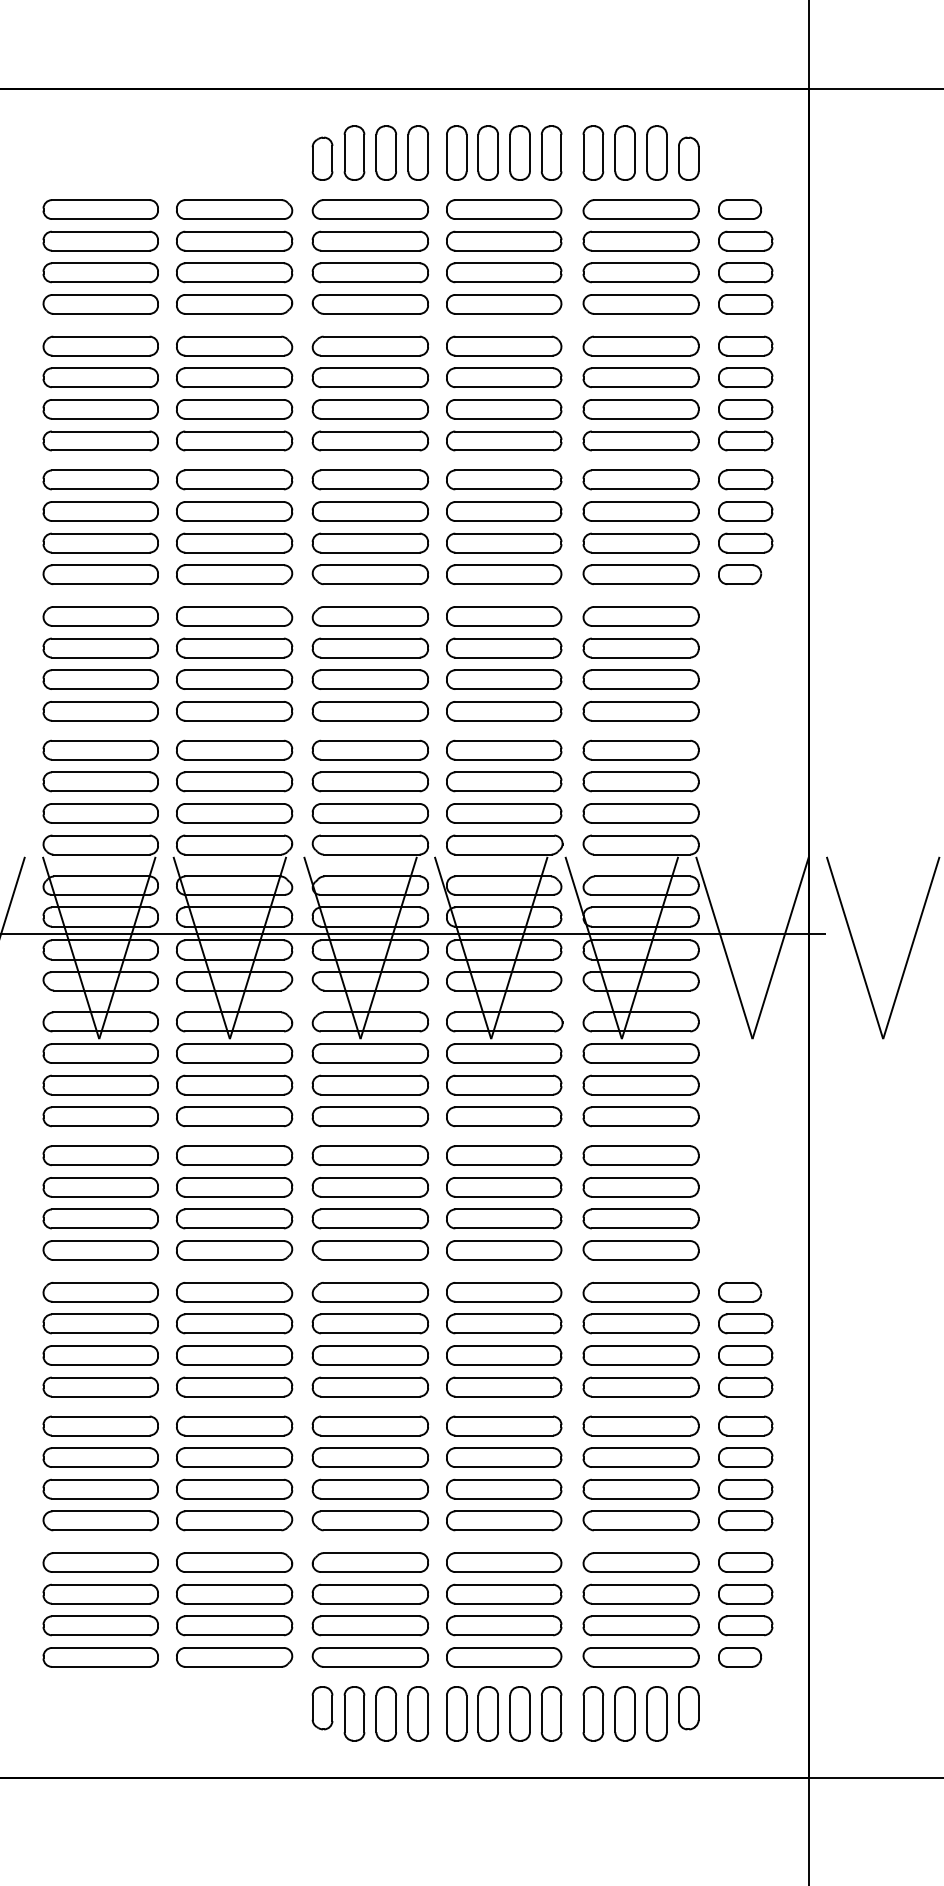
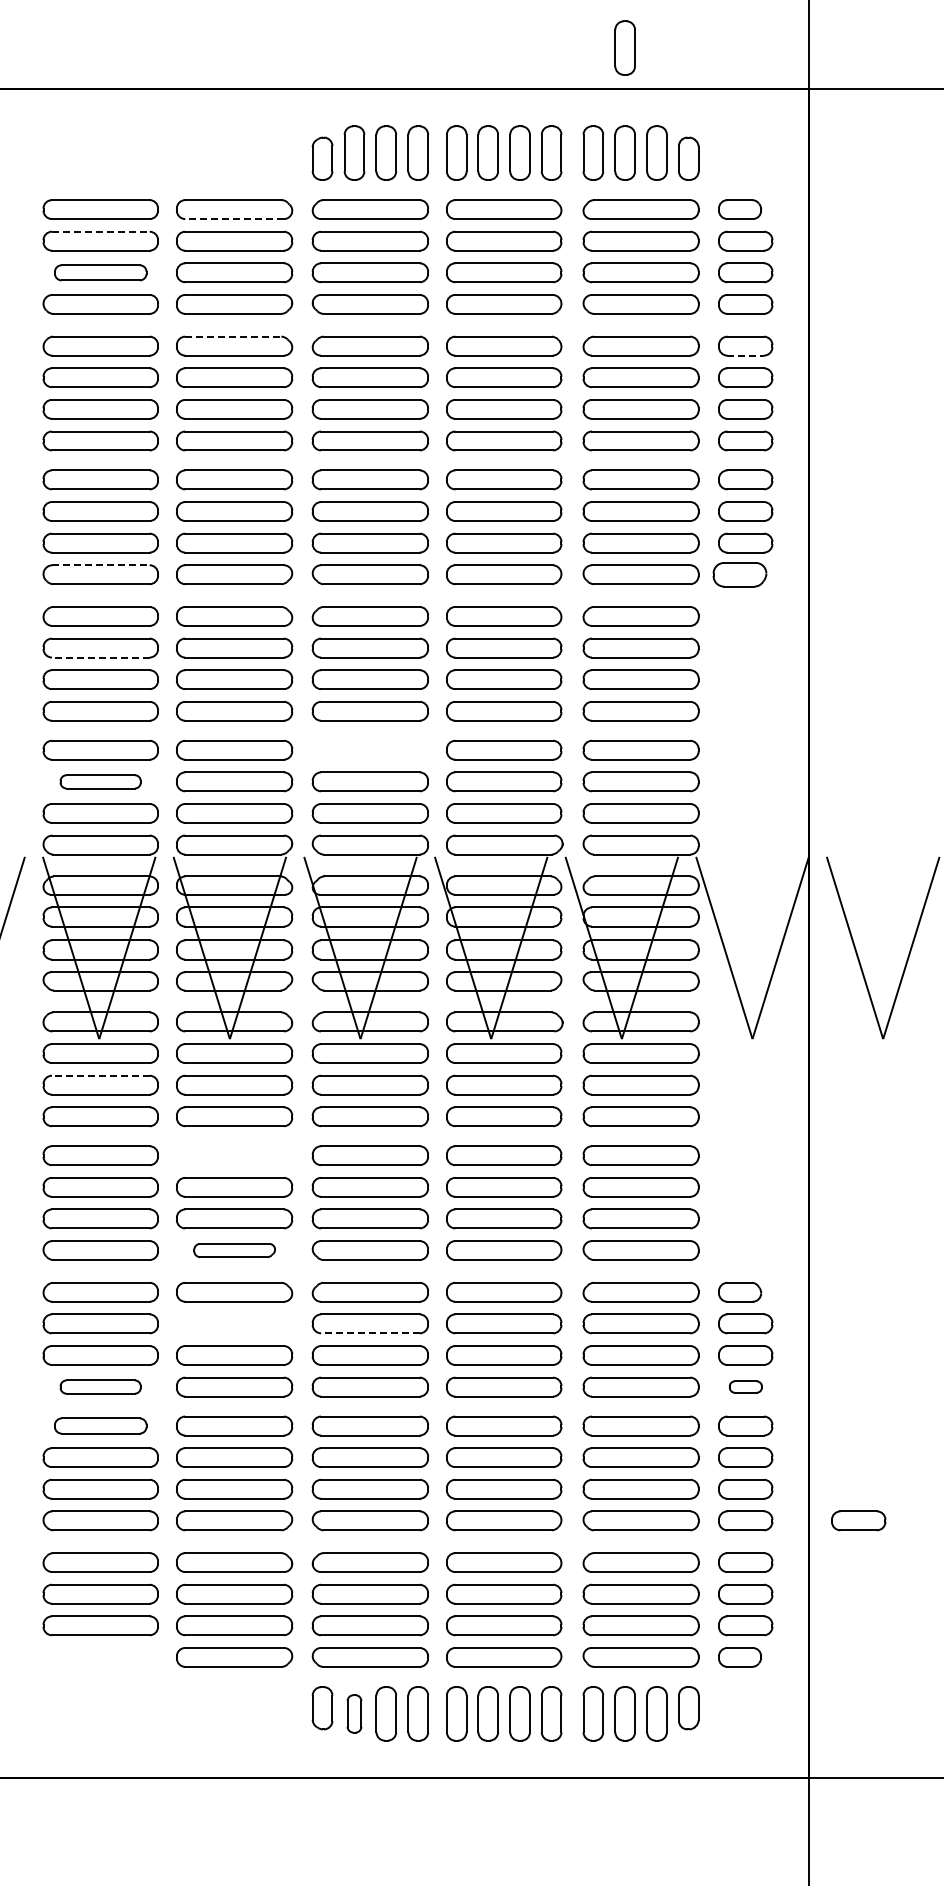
part: none -> present (624, 47)
line: solid -> dashed (234, 219)
line: solid -> dashed (100, 231)
part size: 117x22 px -> 94x18 px (100, 272)
line: solid -> dashed (233, 336)
line: solid -> dashed (746, 355)
line: solid -> dashed (101, 565)
part size: 45x21 px -> 56x26 px (739, 574)
line: solid -> dashed (100, 657)
part: present -> none (369, 749)
part size: 117x22 px -> 83x16 px (100, 781)
line: present -> none (414, 933)
line: solid -> dashed (100, 1075)
part: present -> none (234, 1155)
part size: 118x21 px -> 83x15 px (234, 1250)
part: present -> none (234, 1323)
line: solid -> dashed (369, 1333)
part size: 117x22 px -> 83x16 px (100, 1386)
part size: 56x22 px -> 34x14 px (745, 1386)
part size: 117x22 px -> 94x18 px (100, 1425)
part: none -> present (858, 1520)
part: present -> none (100, 1657)
part size: 23x56 px -> 17x40 px (354, 1713)
